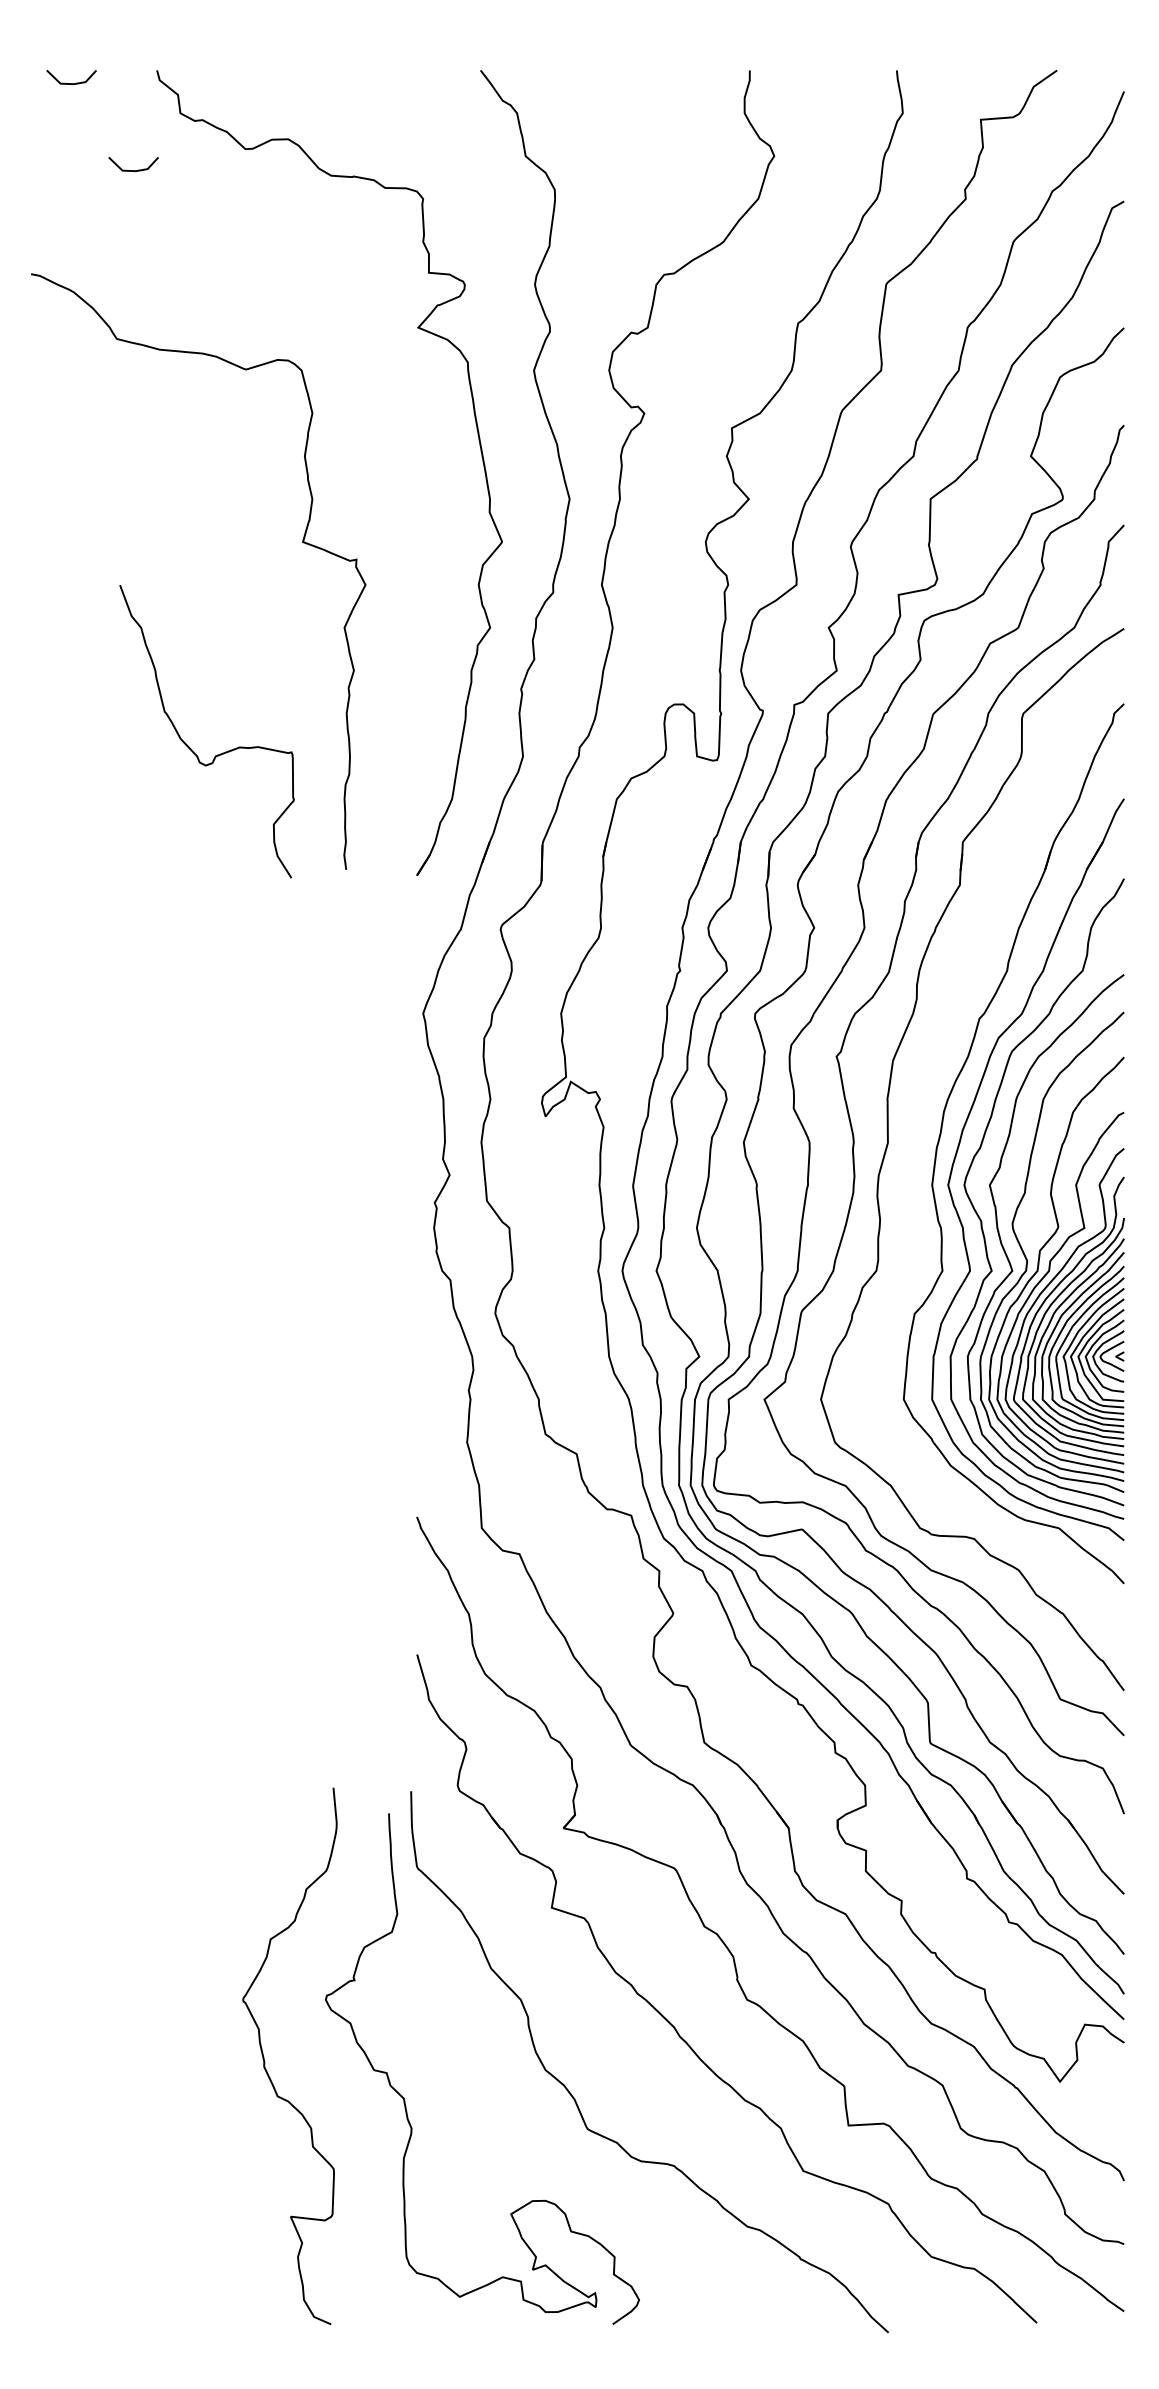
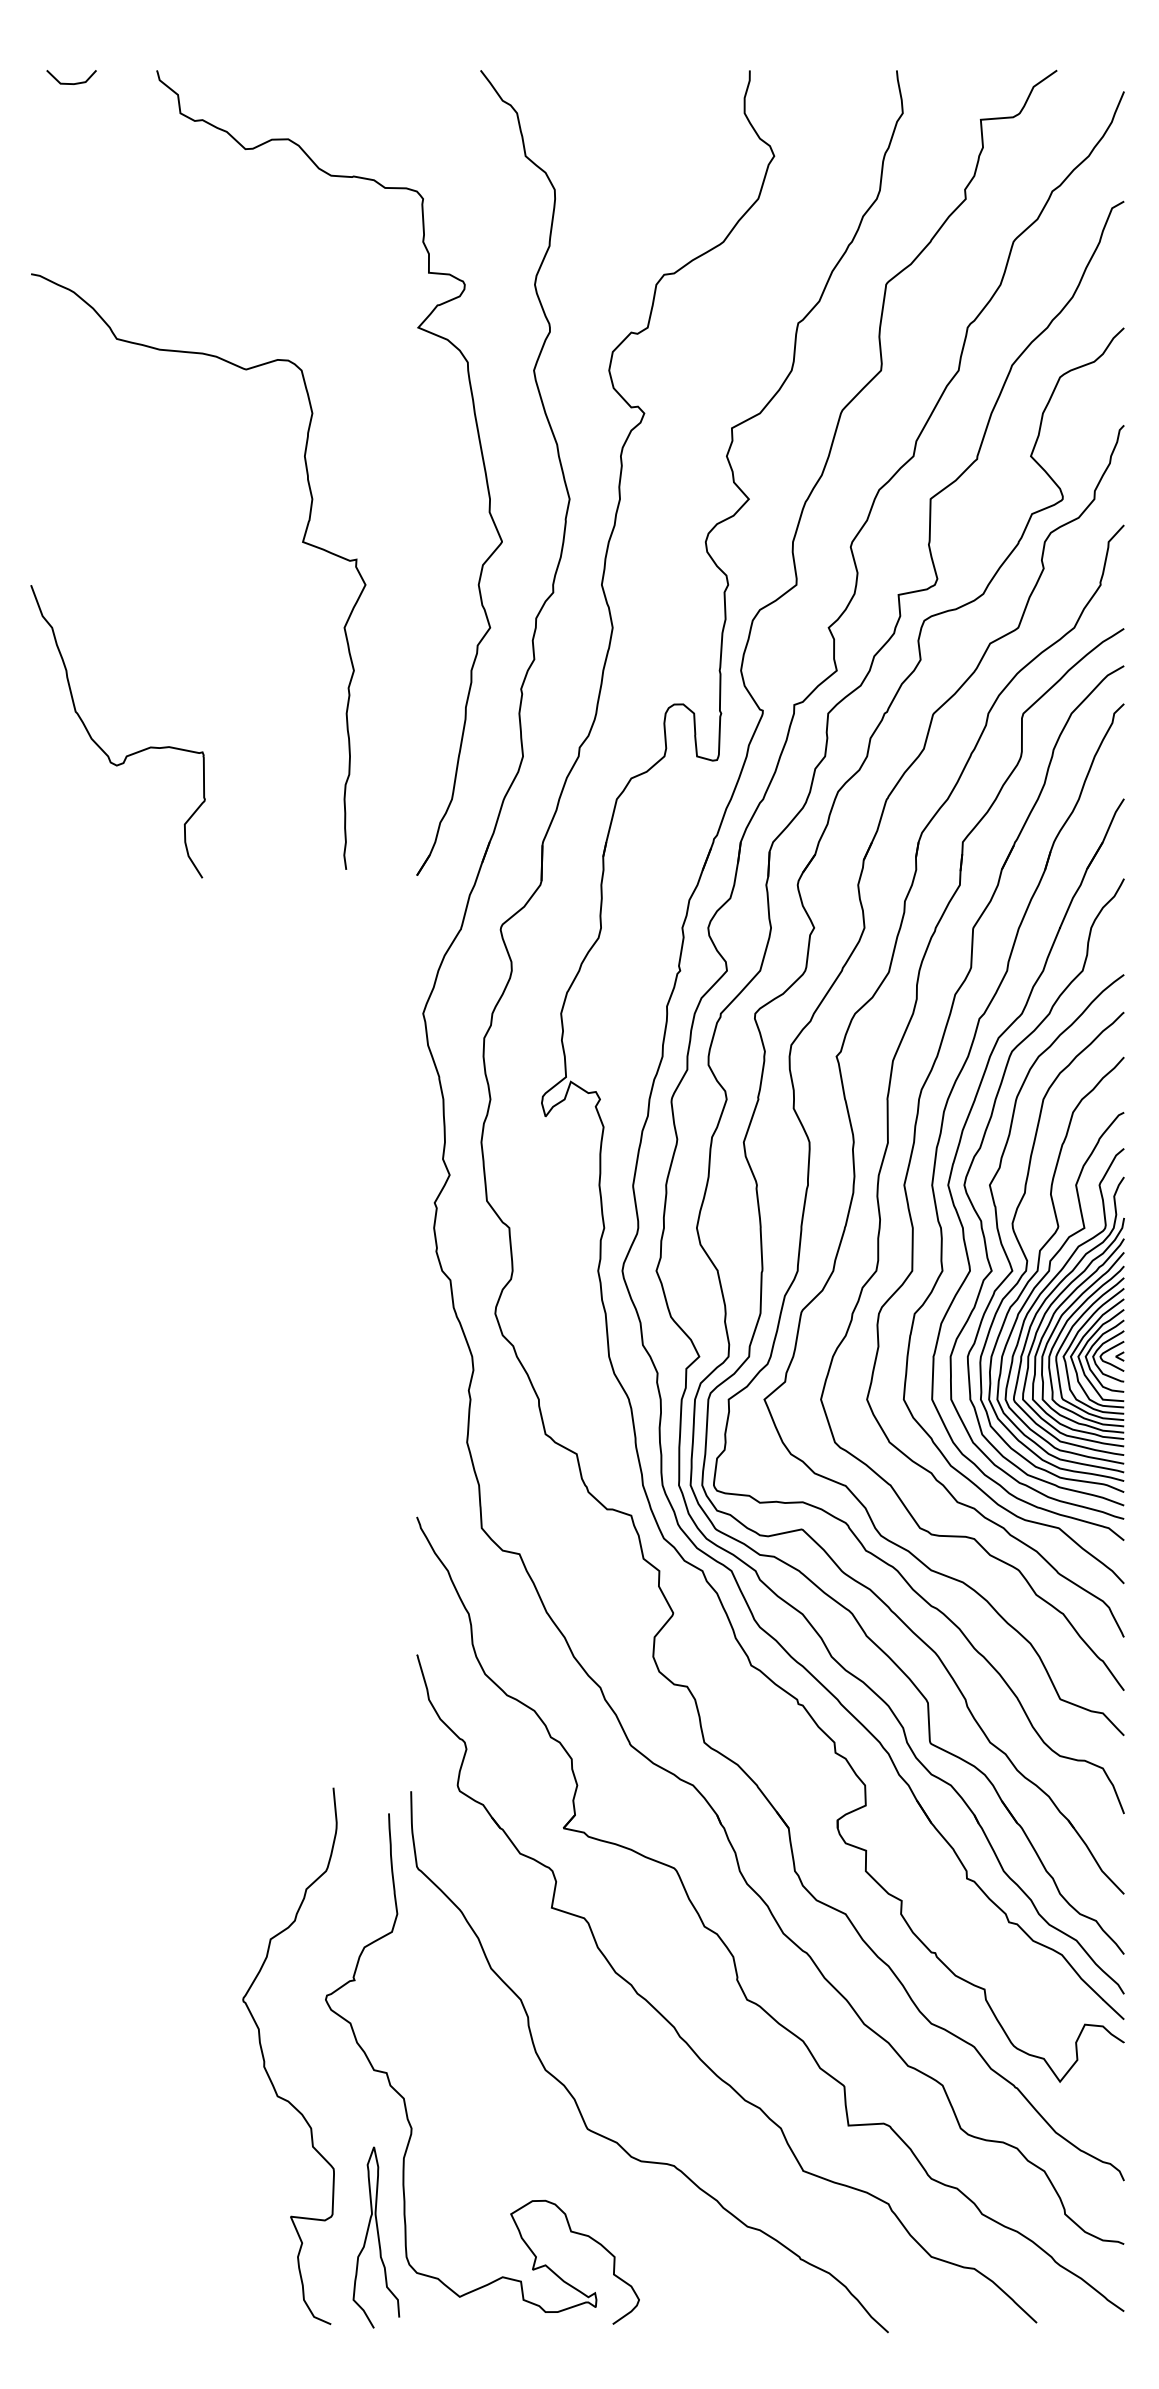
line: present -> none (133, 170)
curve position: (190, 747) -> (101, 747) (101, 747)
part: none -> present (915, 1140)
curve: none -> present (377, 2237)
